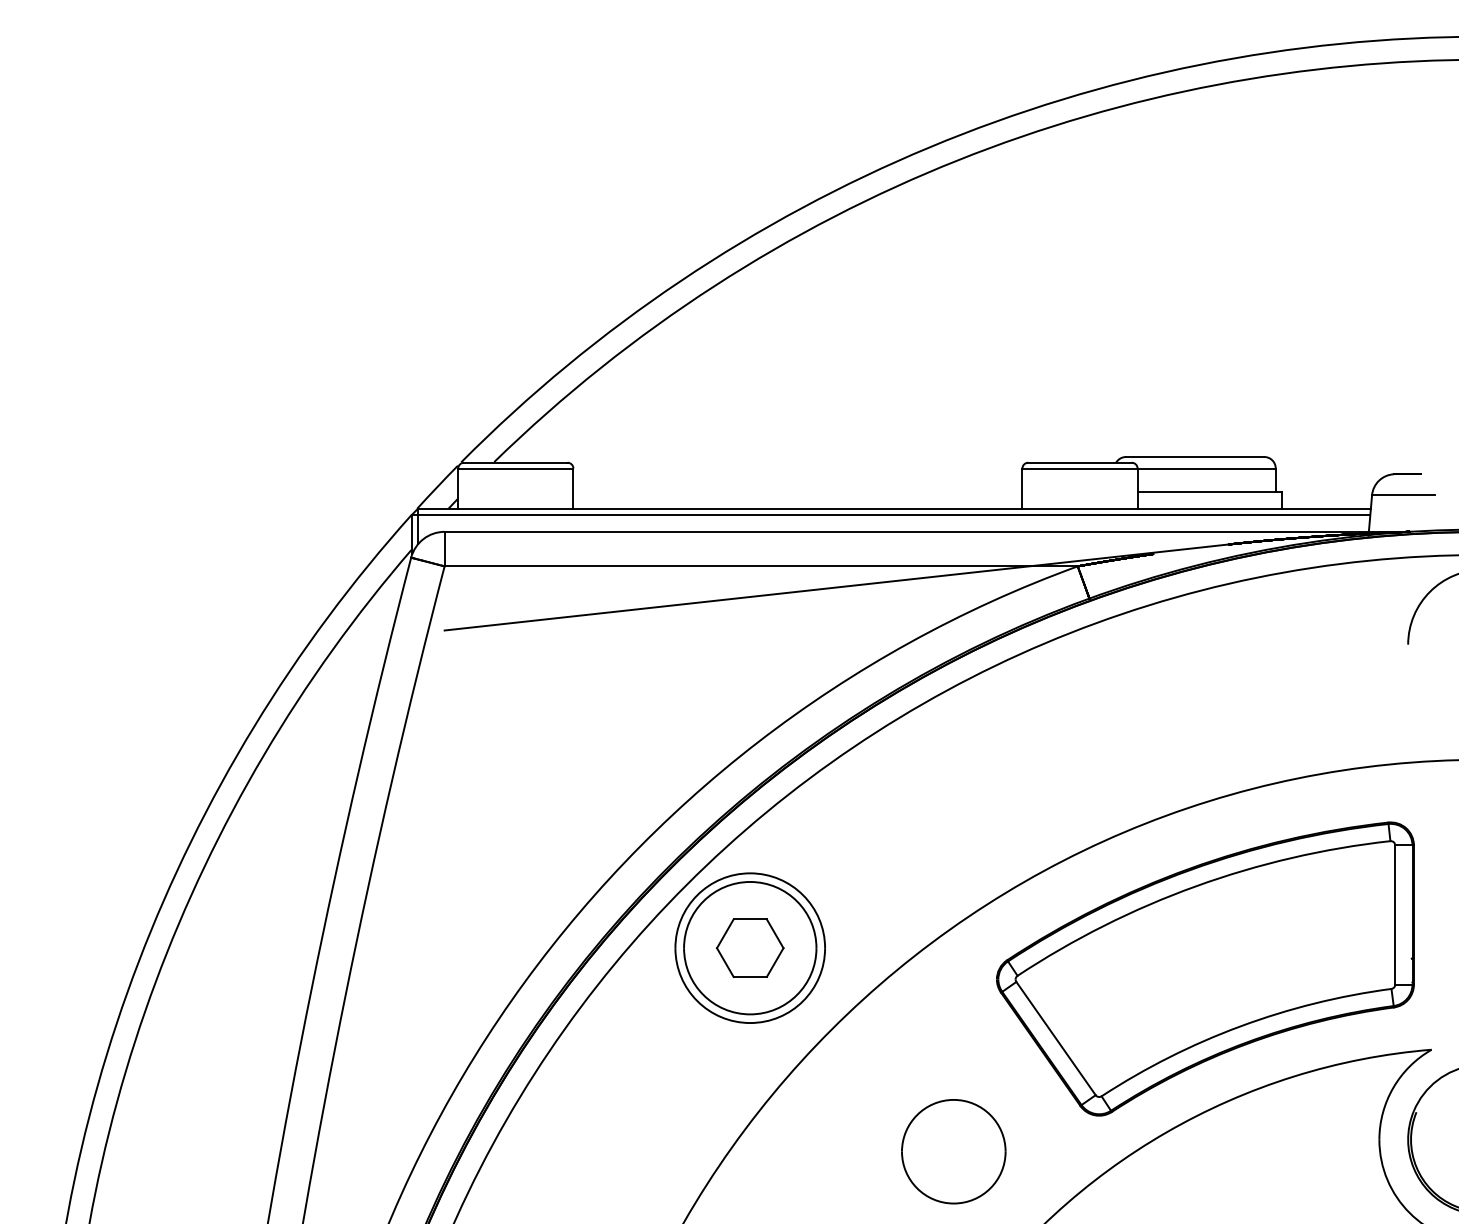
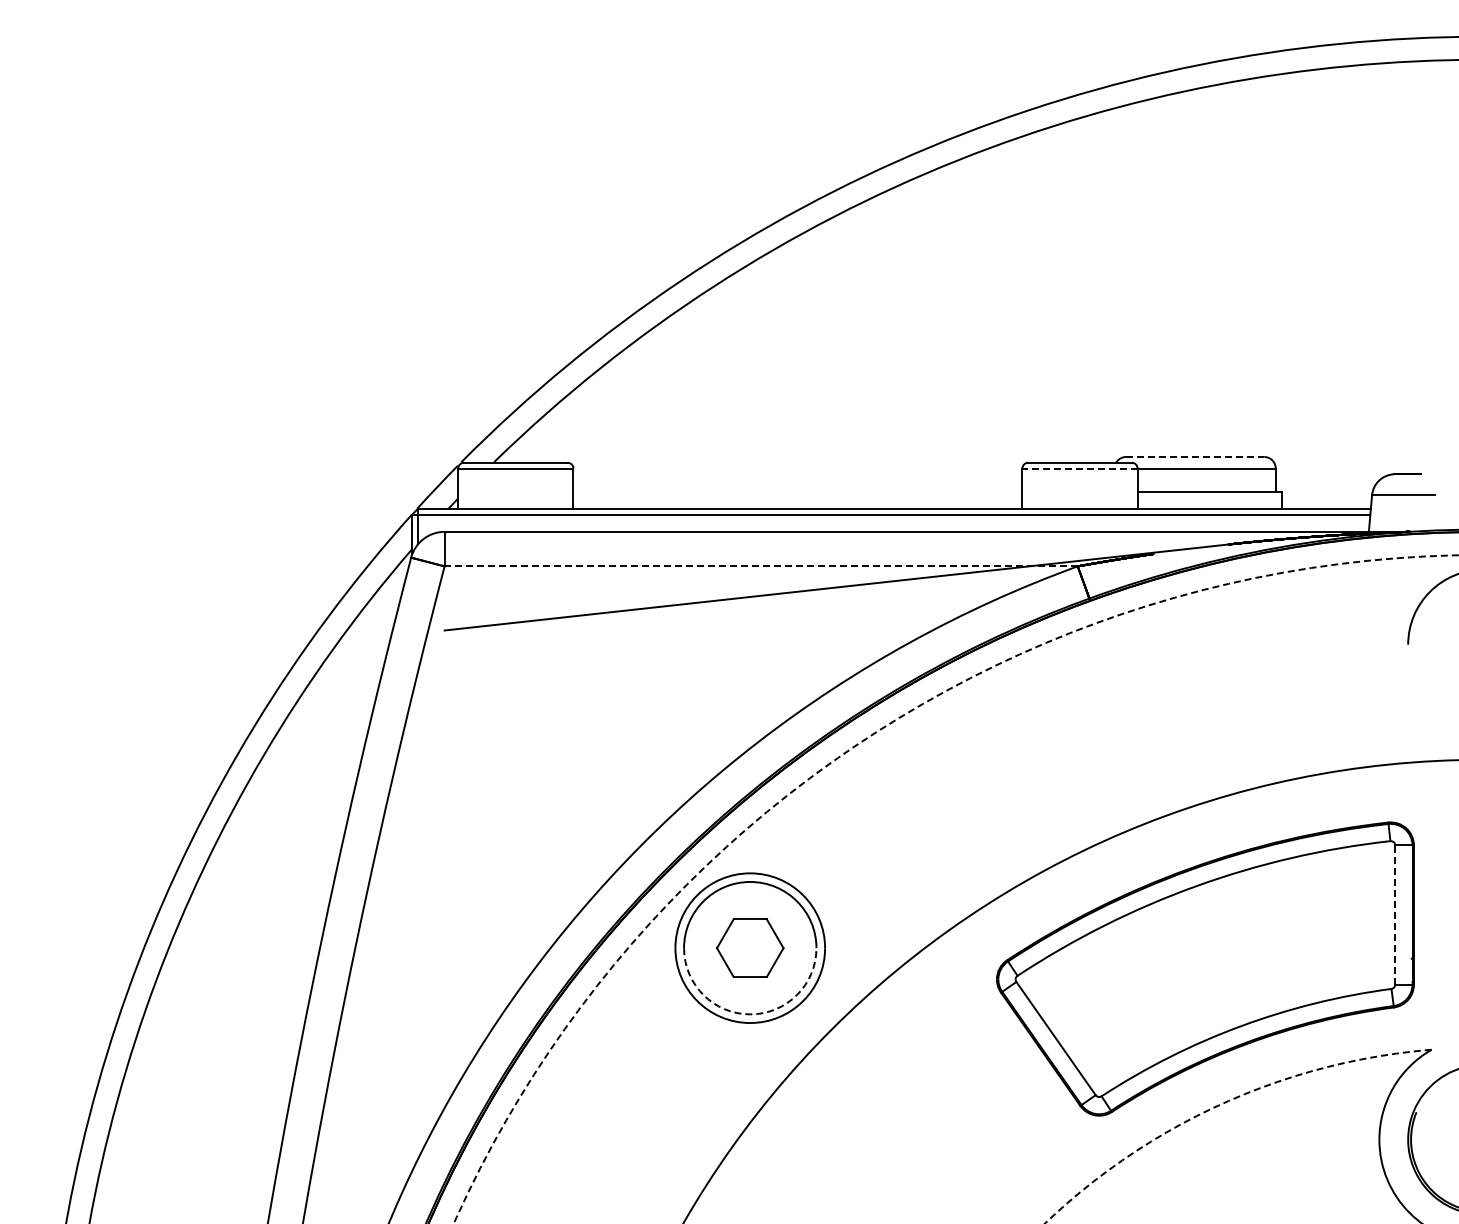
line: solid -> dashed (1195, 457)
line: solid -> dashed (1080, 468)
line: solid -> dashed (761, 566)
arc: solid -> dashed (855, 746)
line: solid -> dashed (1395, 915)
arc: solid -> dashed (750, 1014)
arc: solid -> dashed (1222, 1103)
part: present -> none (953, 1151)
